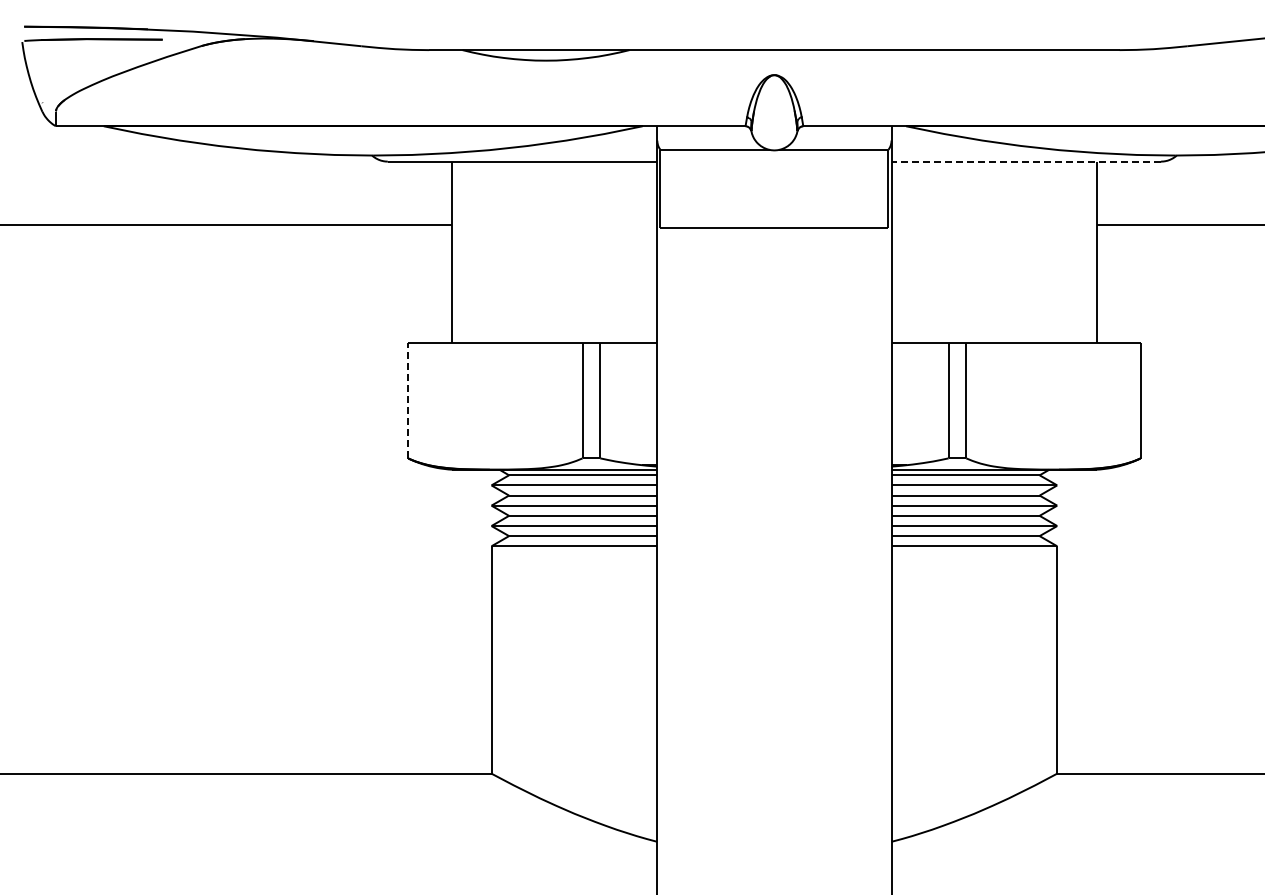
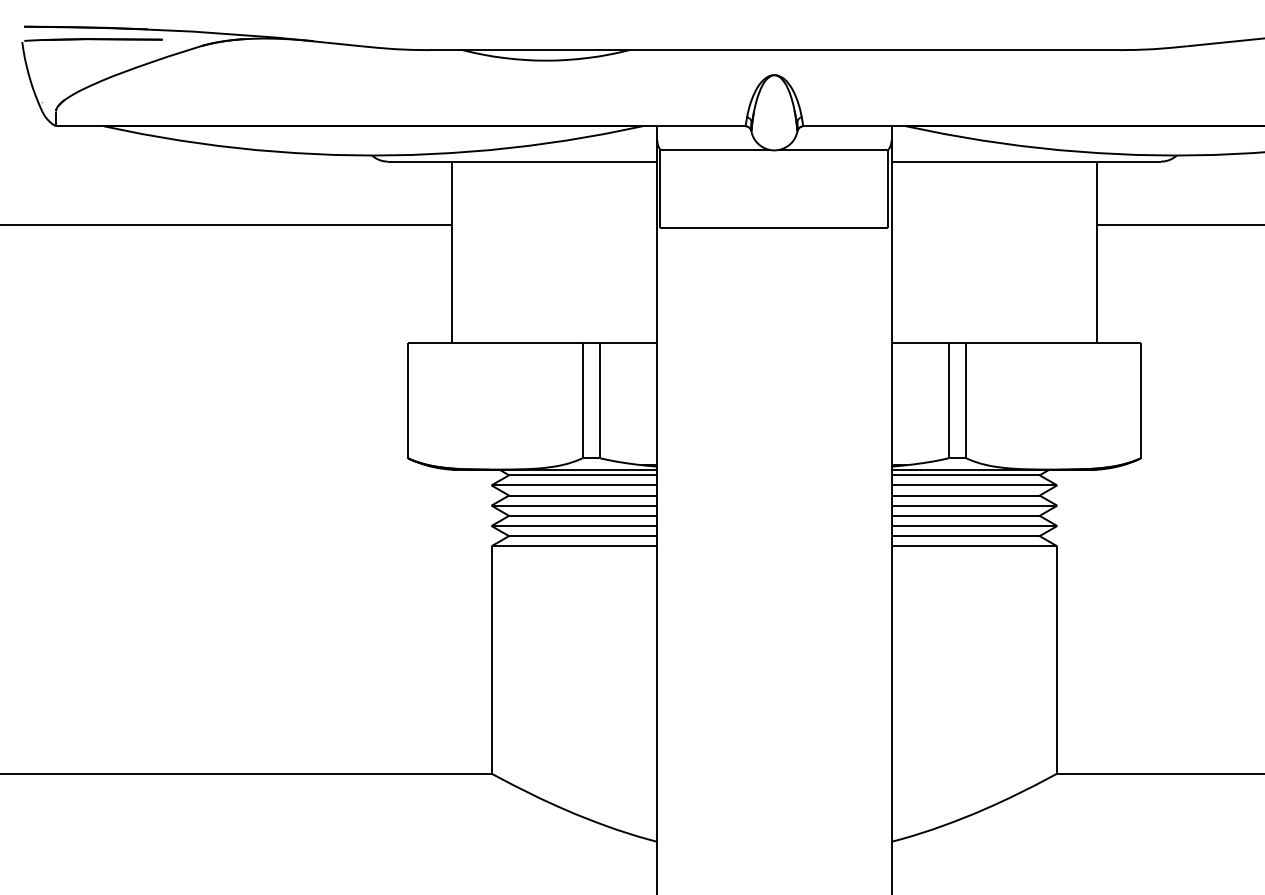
line: dashed -> solid (1026, 161)
line: dashed -> solid (408, 400)
